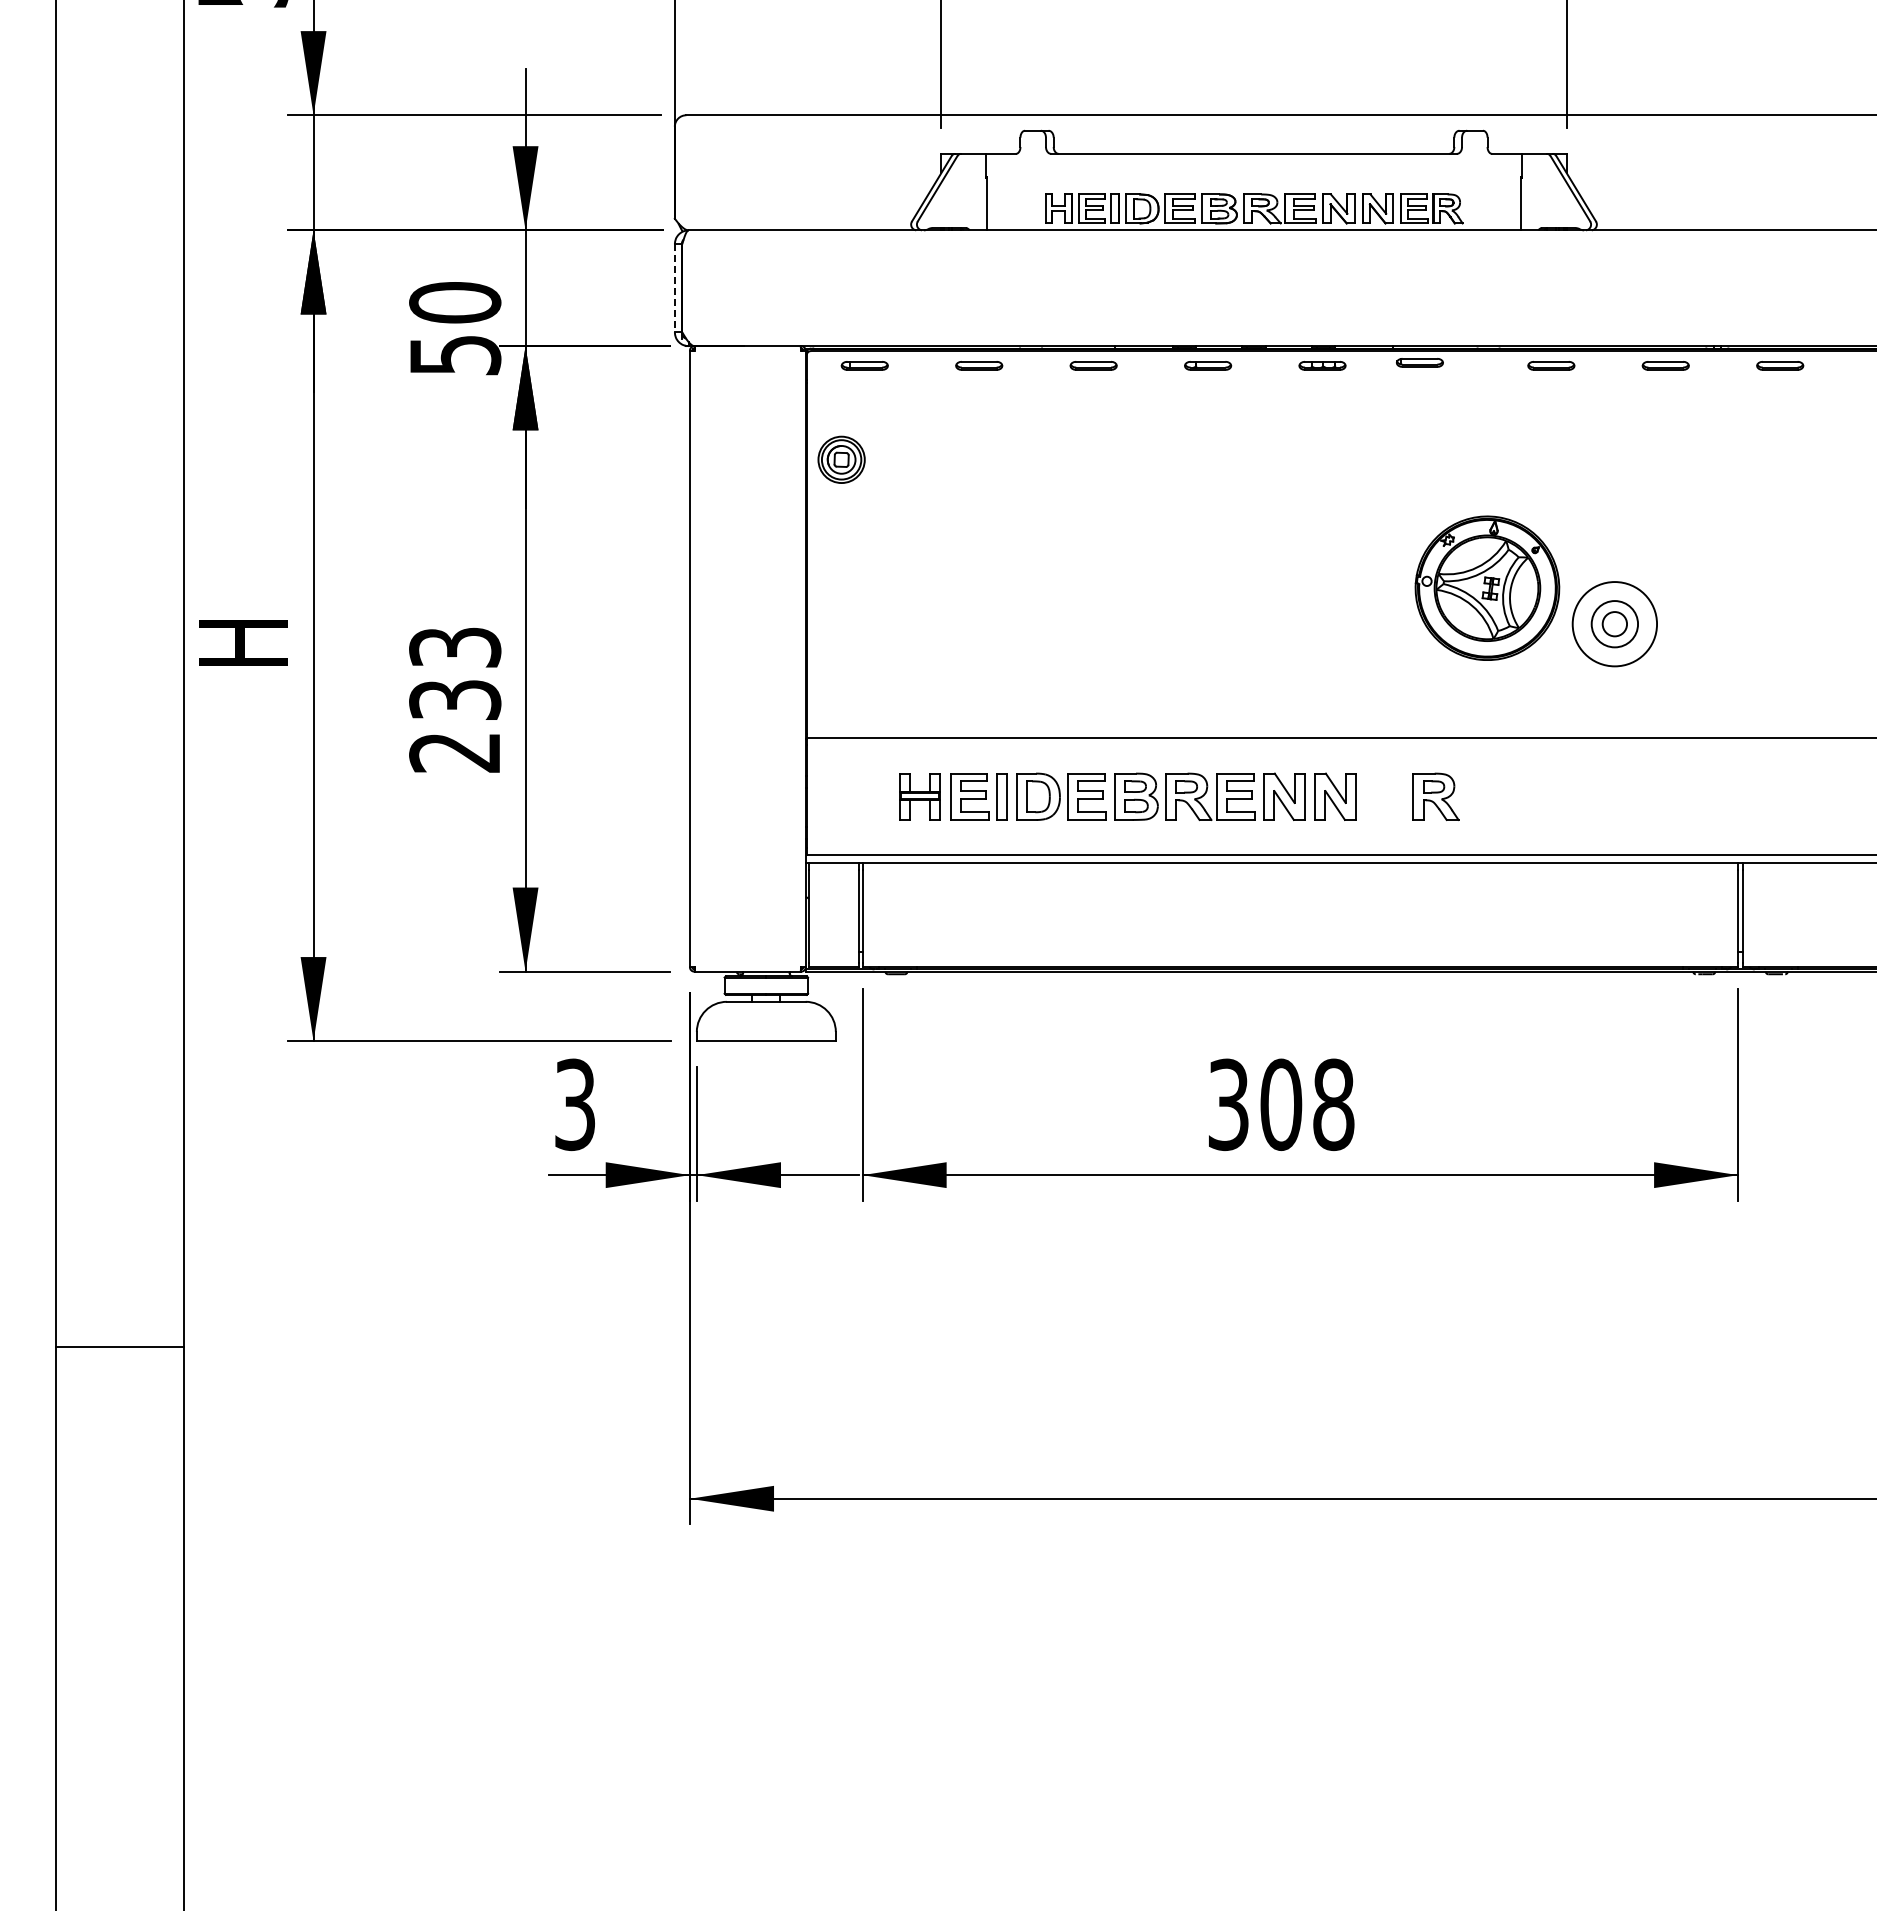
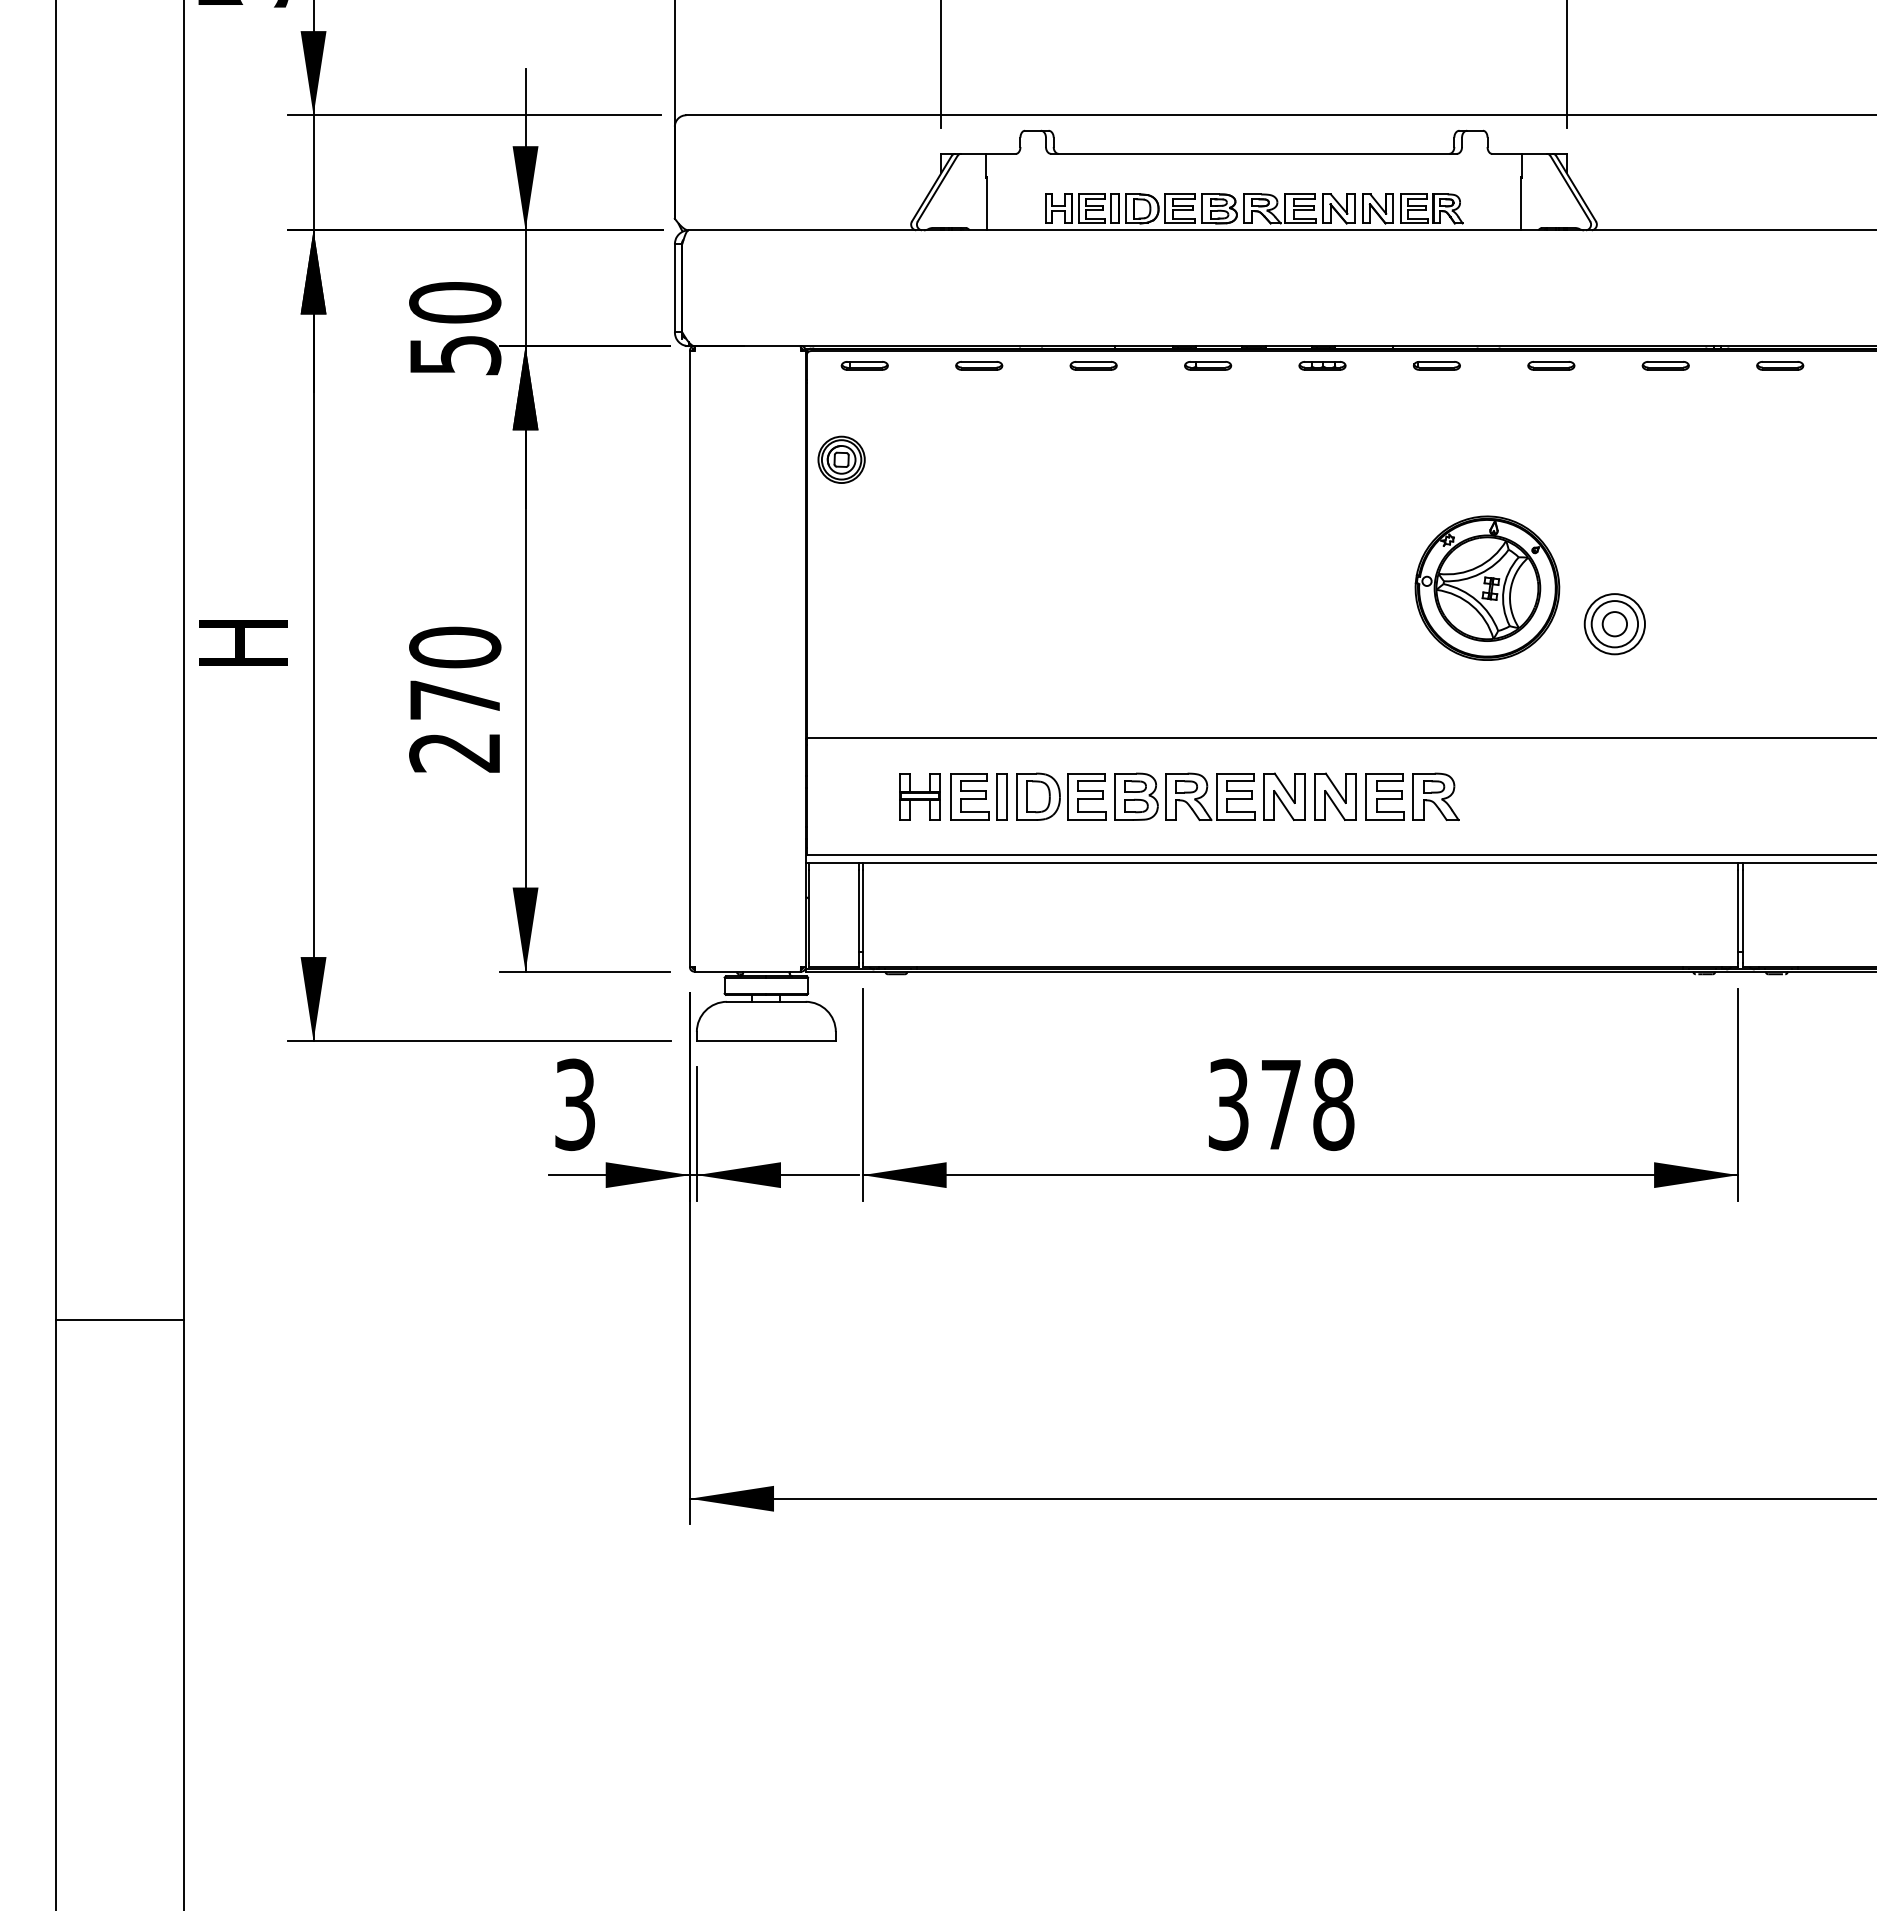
line: dashed -> solid (674, 288)
part position: (1419, 362) -> (1436, 365) (1436, 365)
circle diameter: 84 px -> 60 px (1614, 624)
text: 233 -> 270 (455, 672)
part: none -> present (1384, 796)
text: 308 -> 378 (1281, 1104)
line position: (119, 1347) -> (119, 1320) (119, 1320)
